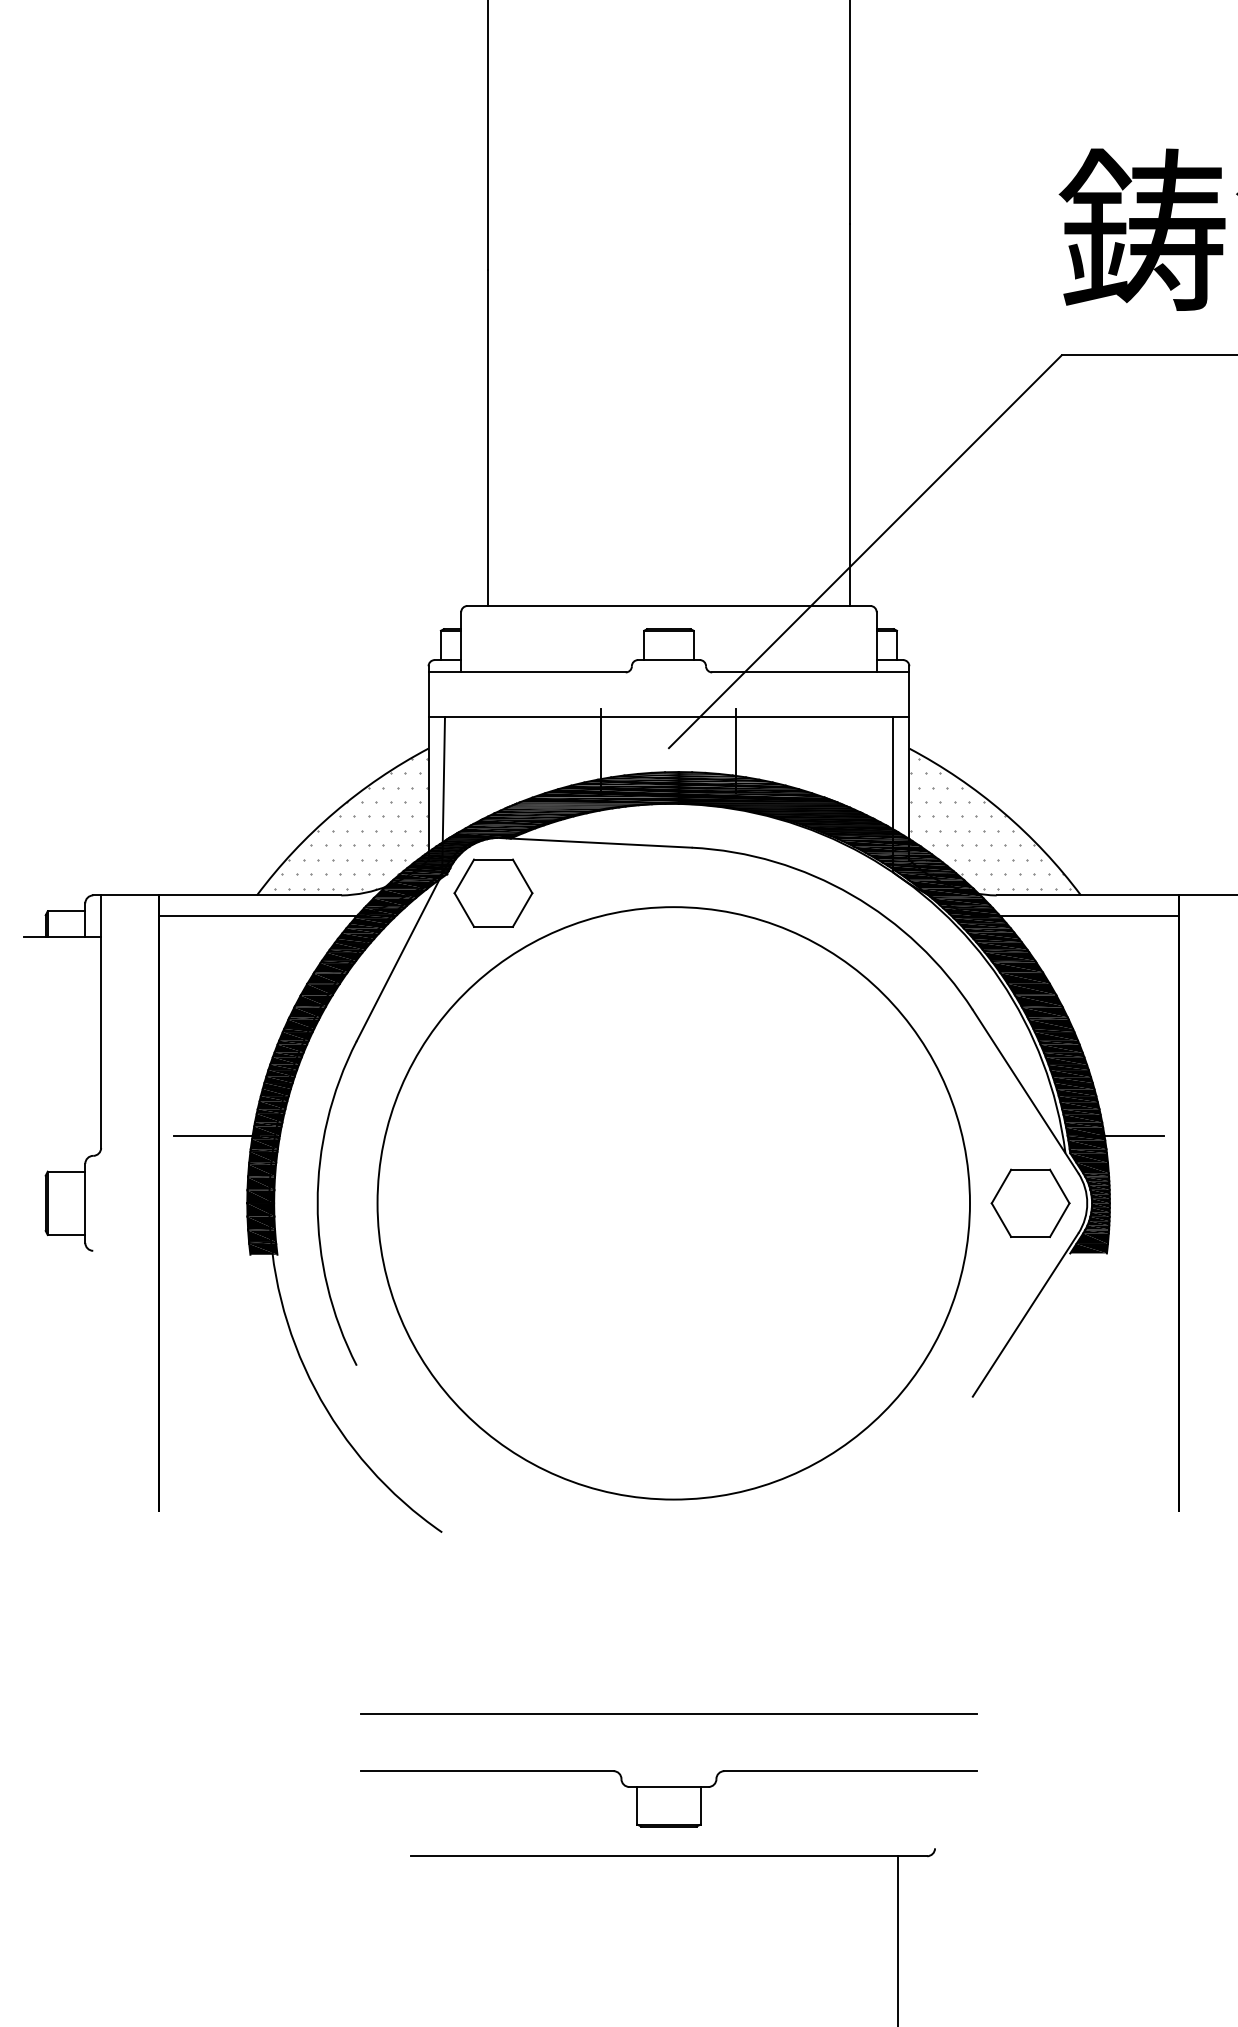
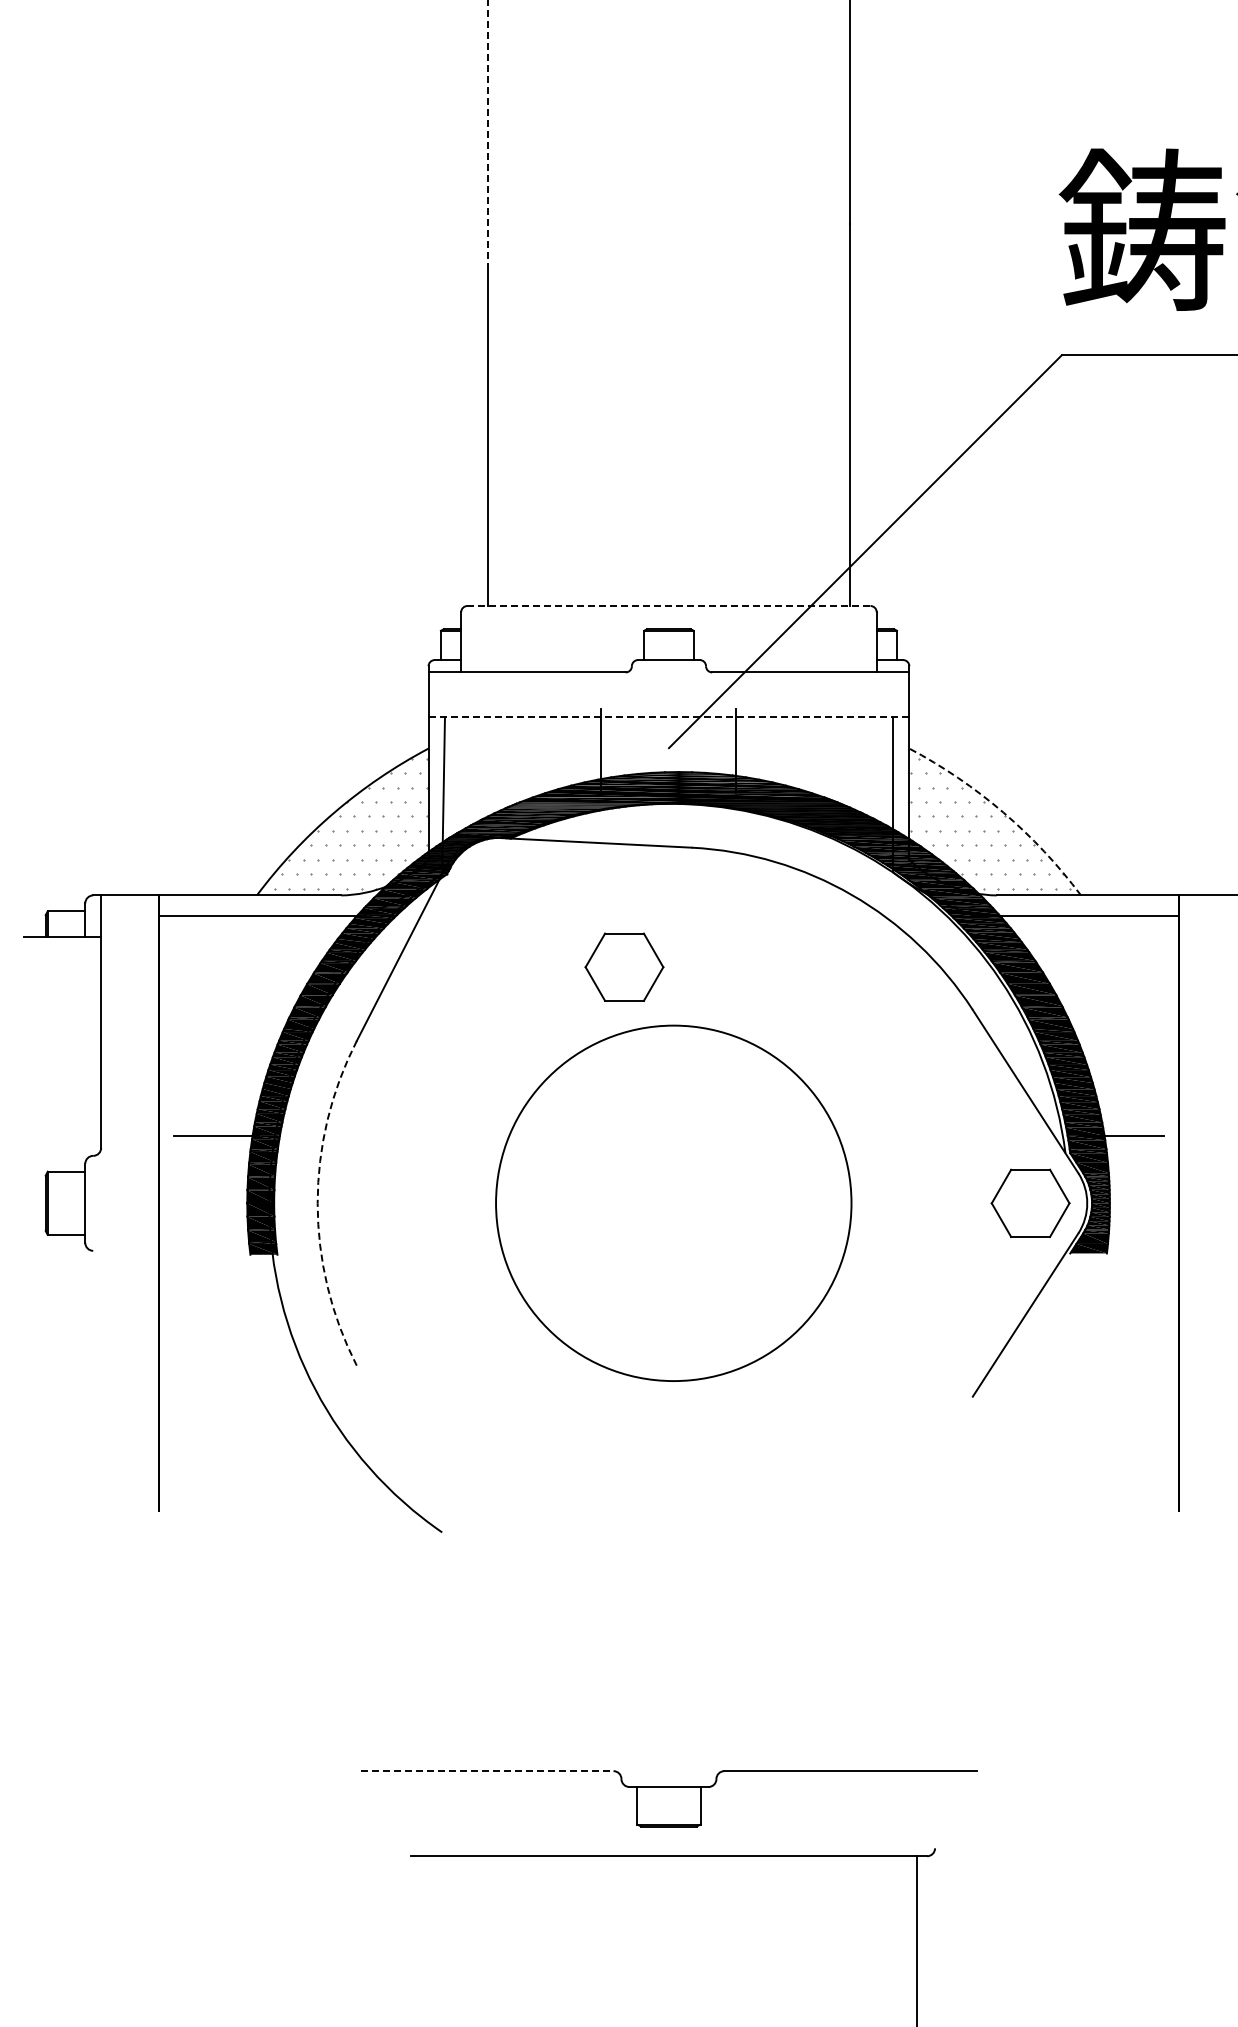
line: solid -> dashed (488, 135)
line: solid -> dashed (668, 606)
line: solid -> dashed (669, 717)
arc: solid -> dashed (1003, 812)
part position: (493, 892) -> (624, 966) (624, 966)
arc: solid -> dashed (317, 1203)
circle diameter: 592 px -> 355 px (673, 1203)
line: present -> none (668, 1713)
line: solid -> dashed (487, 1771)
line position: (898, 1939) -> (917, 1939) (917, 1939)
